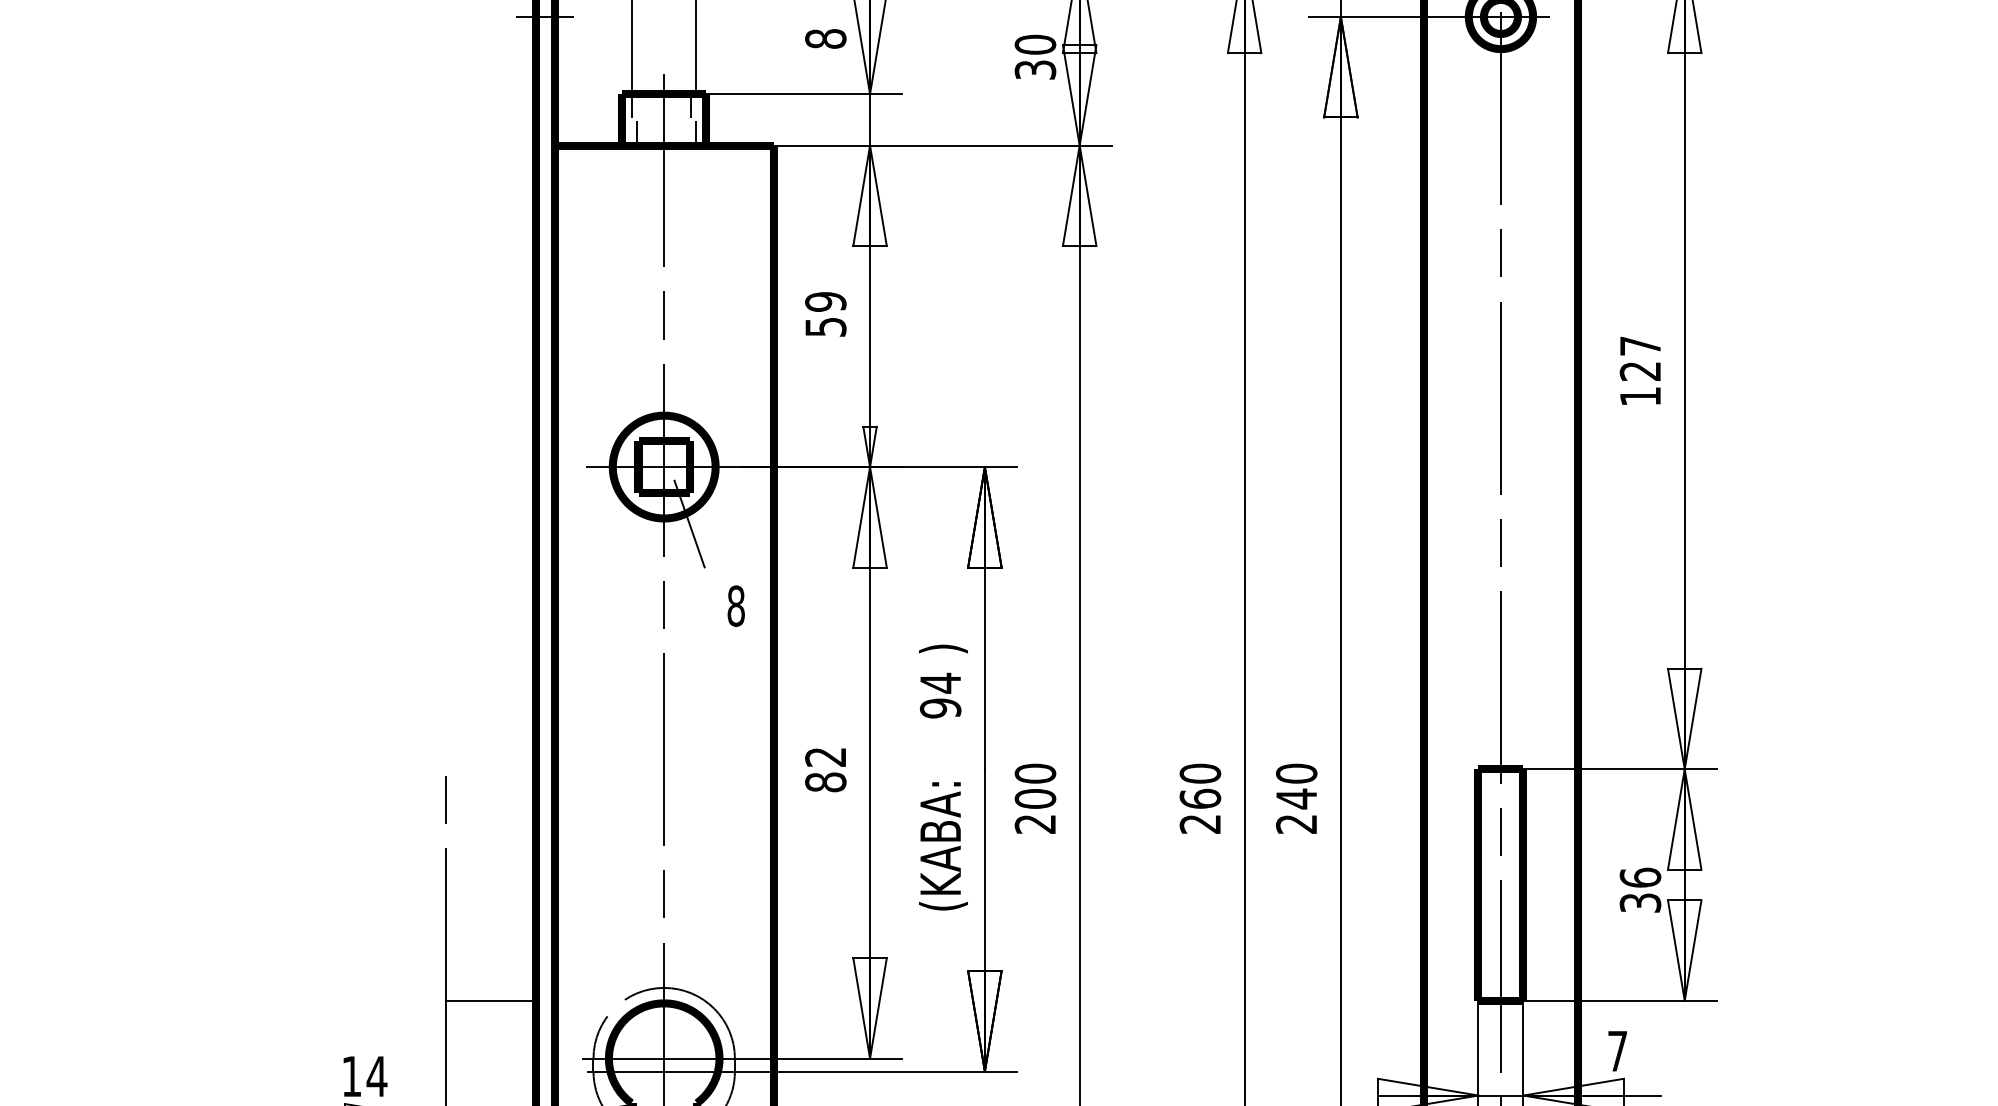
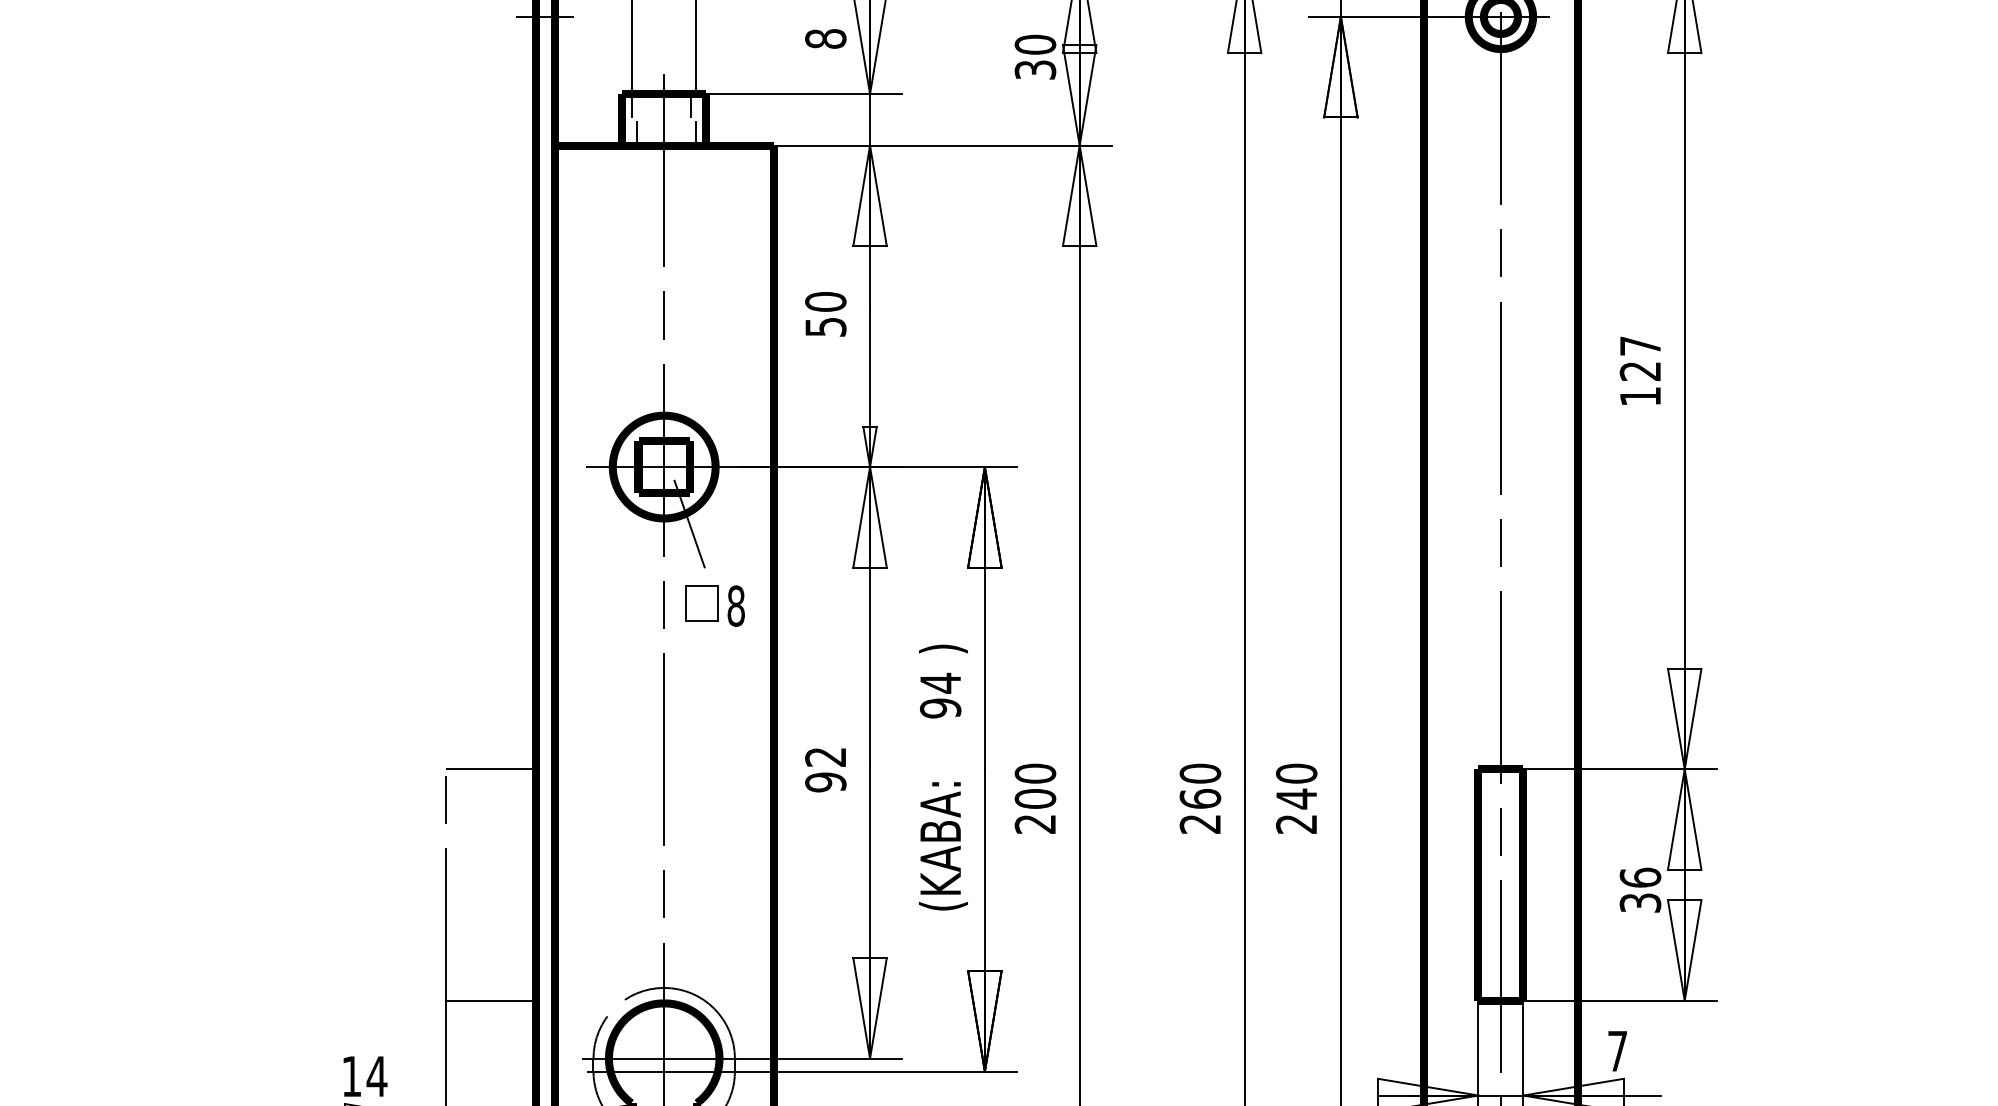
text: 59 -> 50 (825, 301)
part: none -> present (701, 603)
line: none -> present (490, 769)
text: 82 -> 92 (825, 782)
